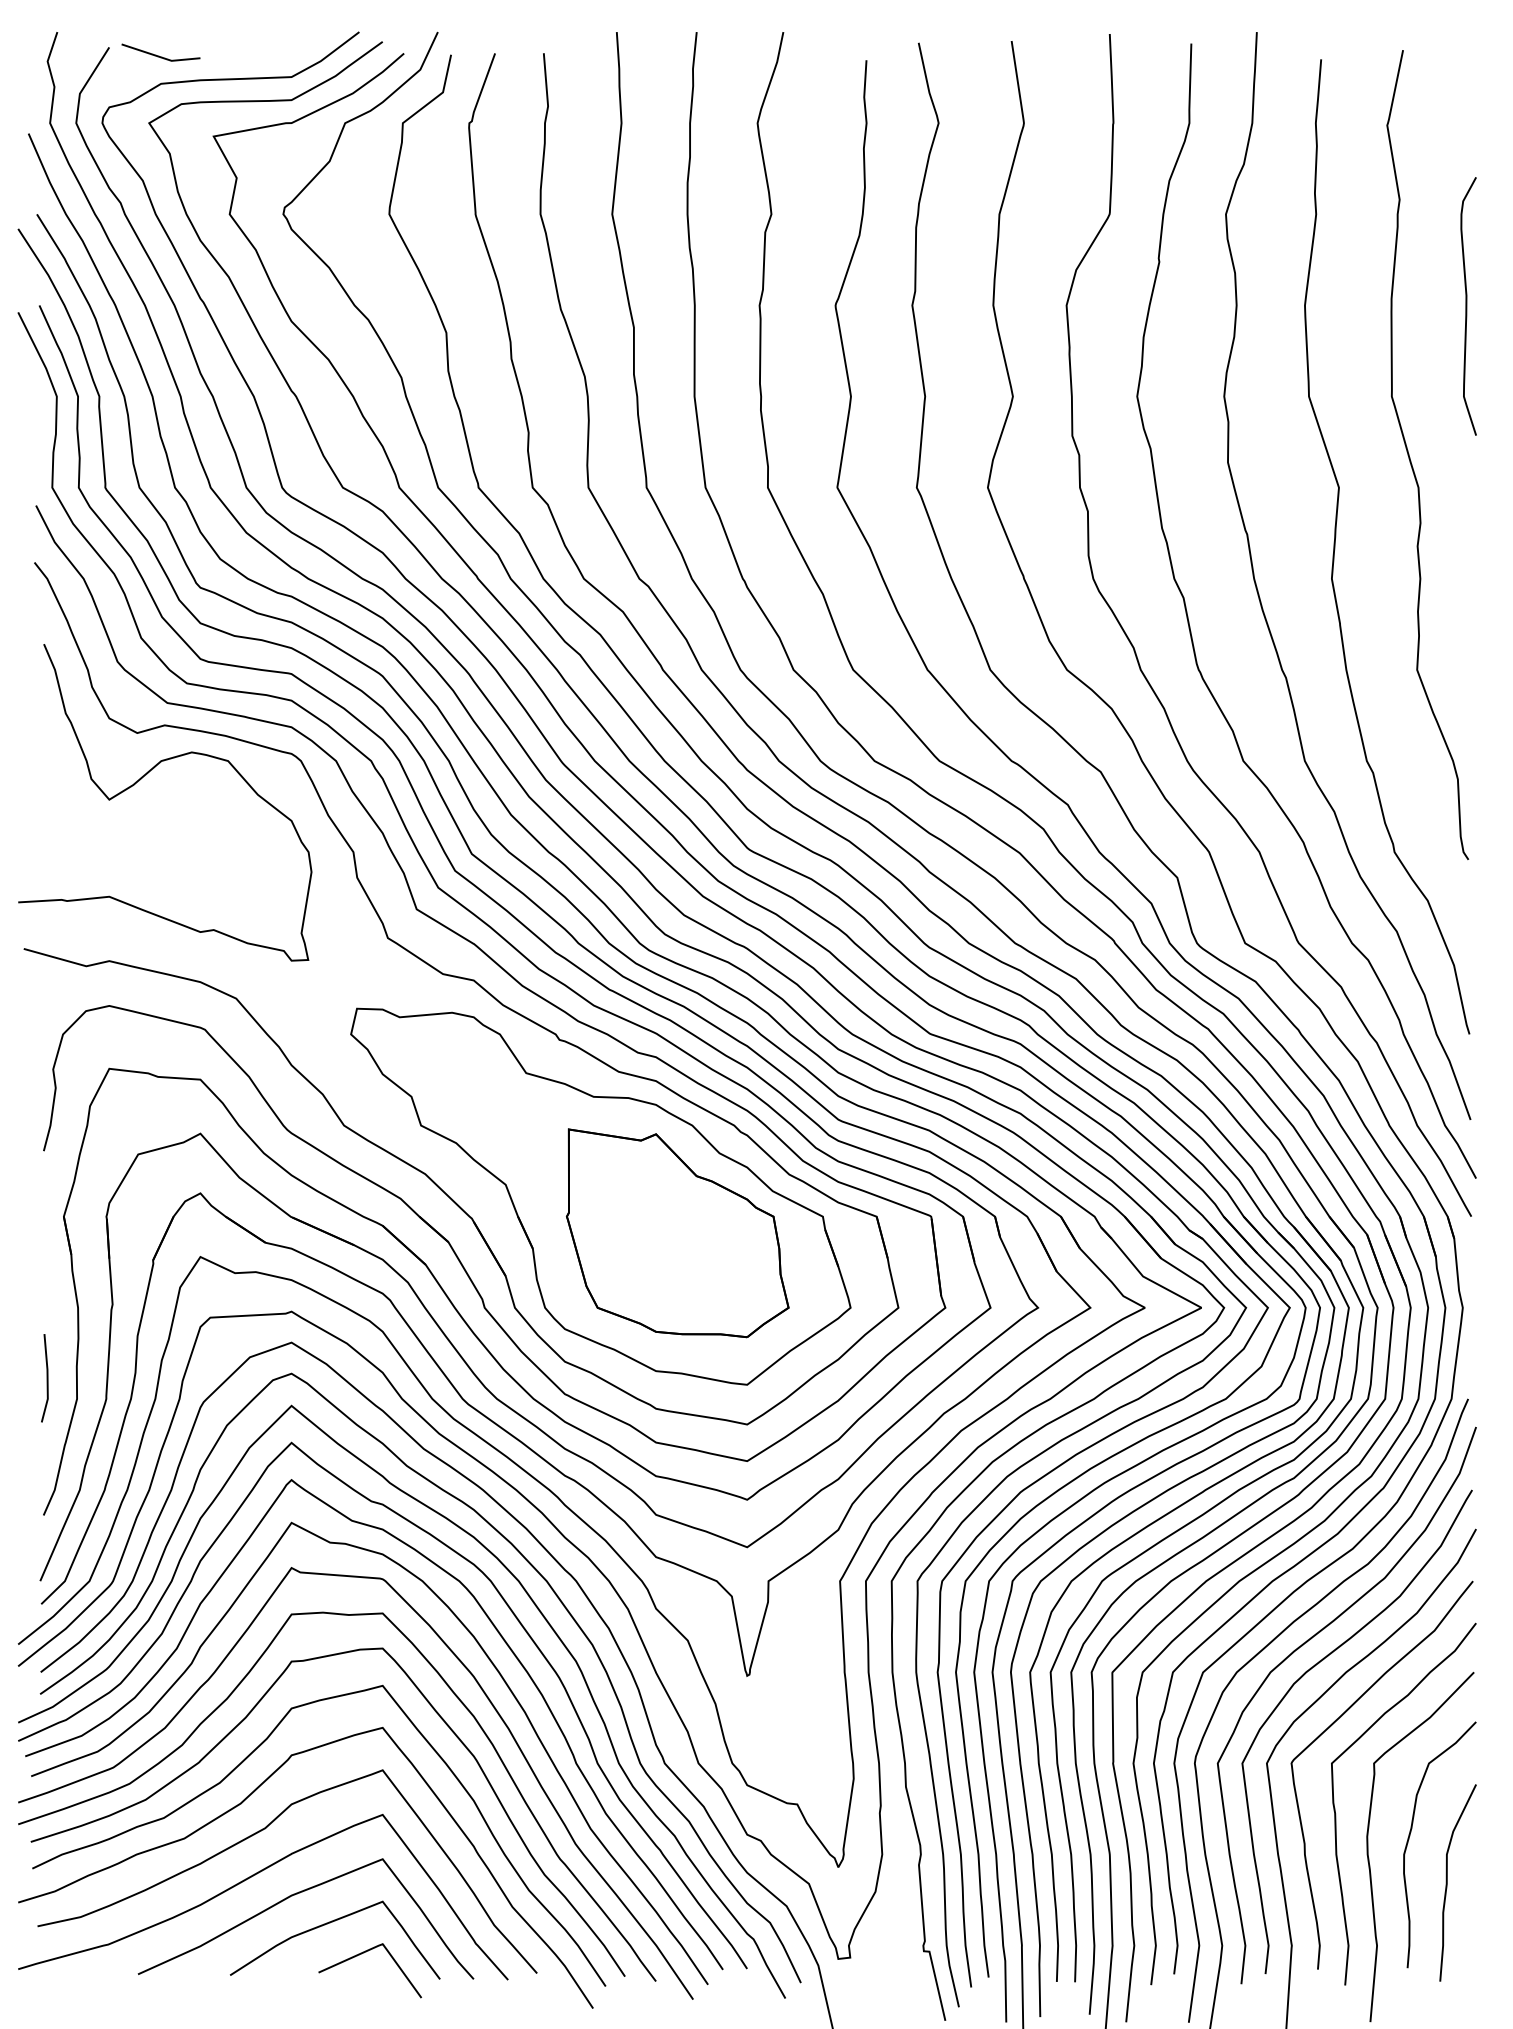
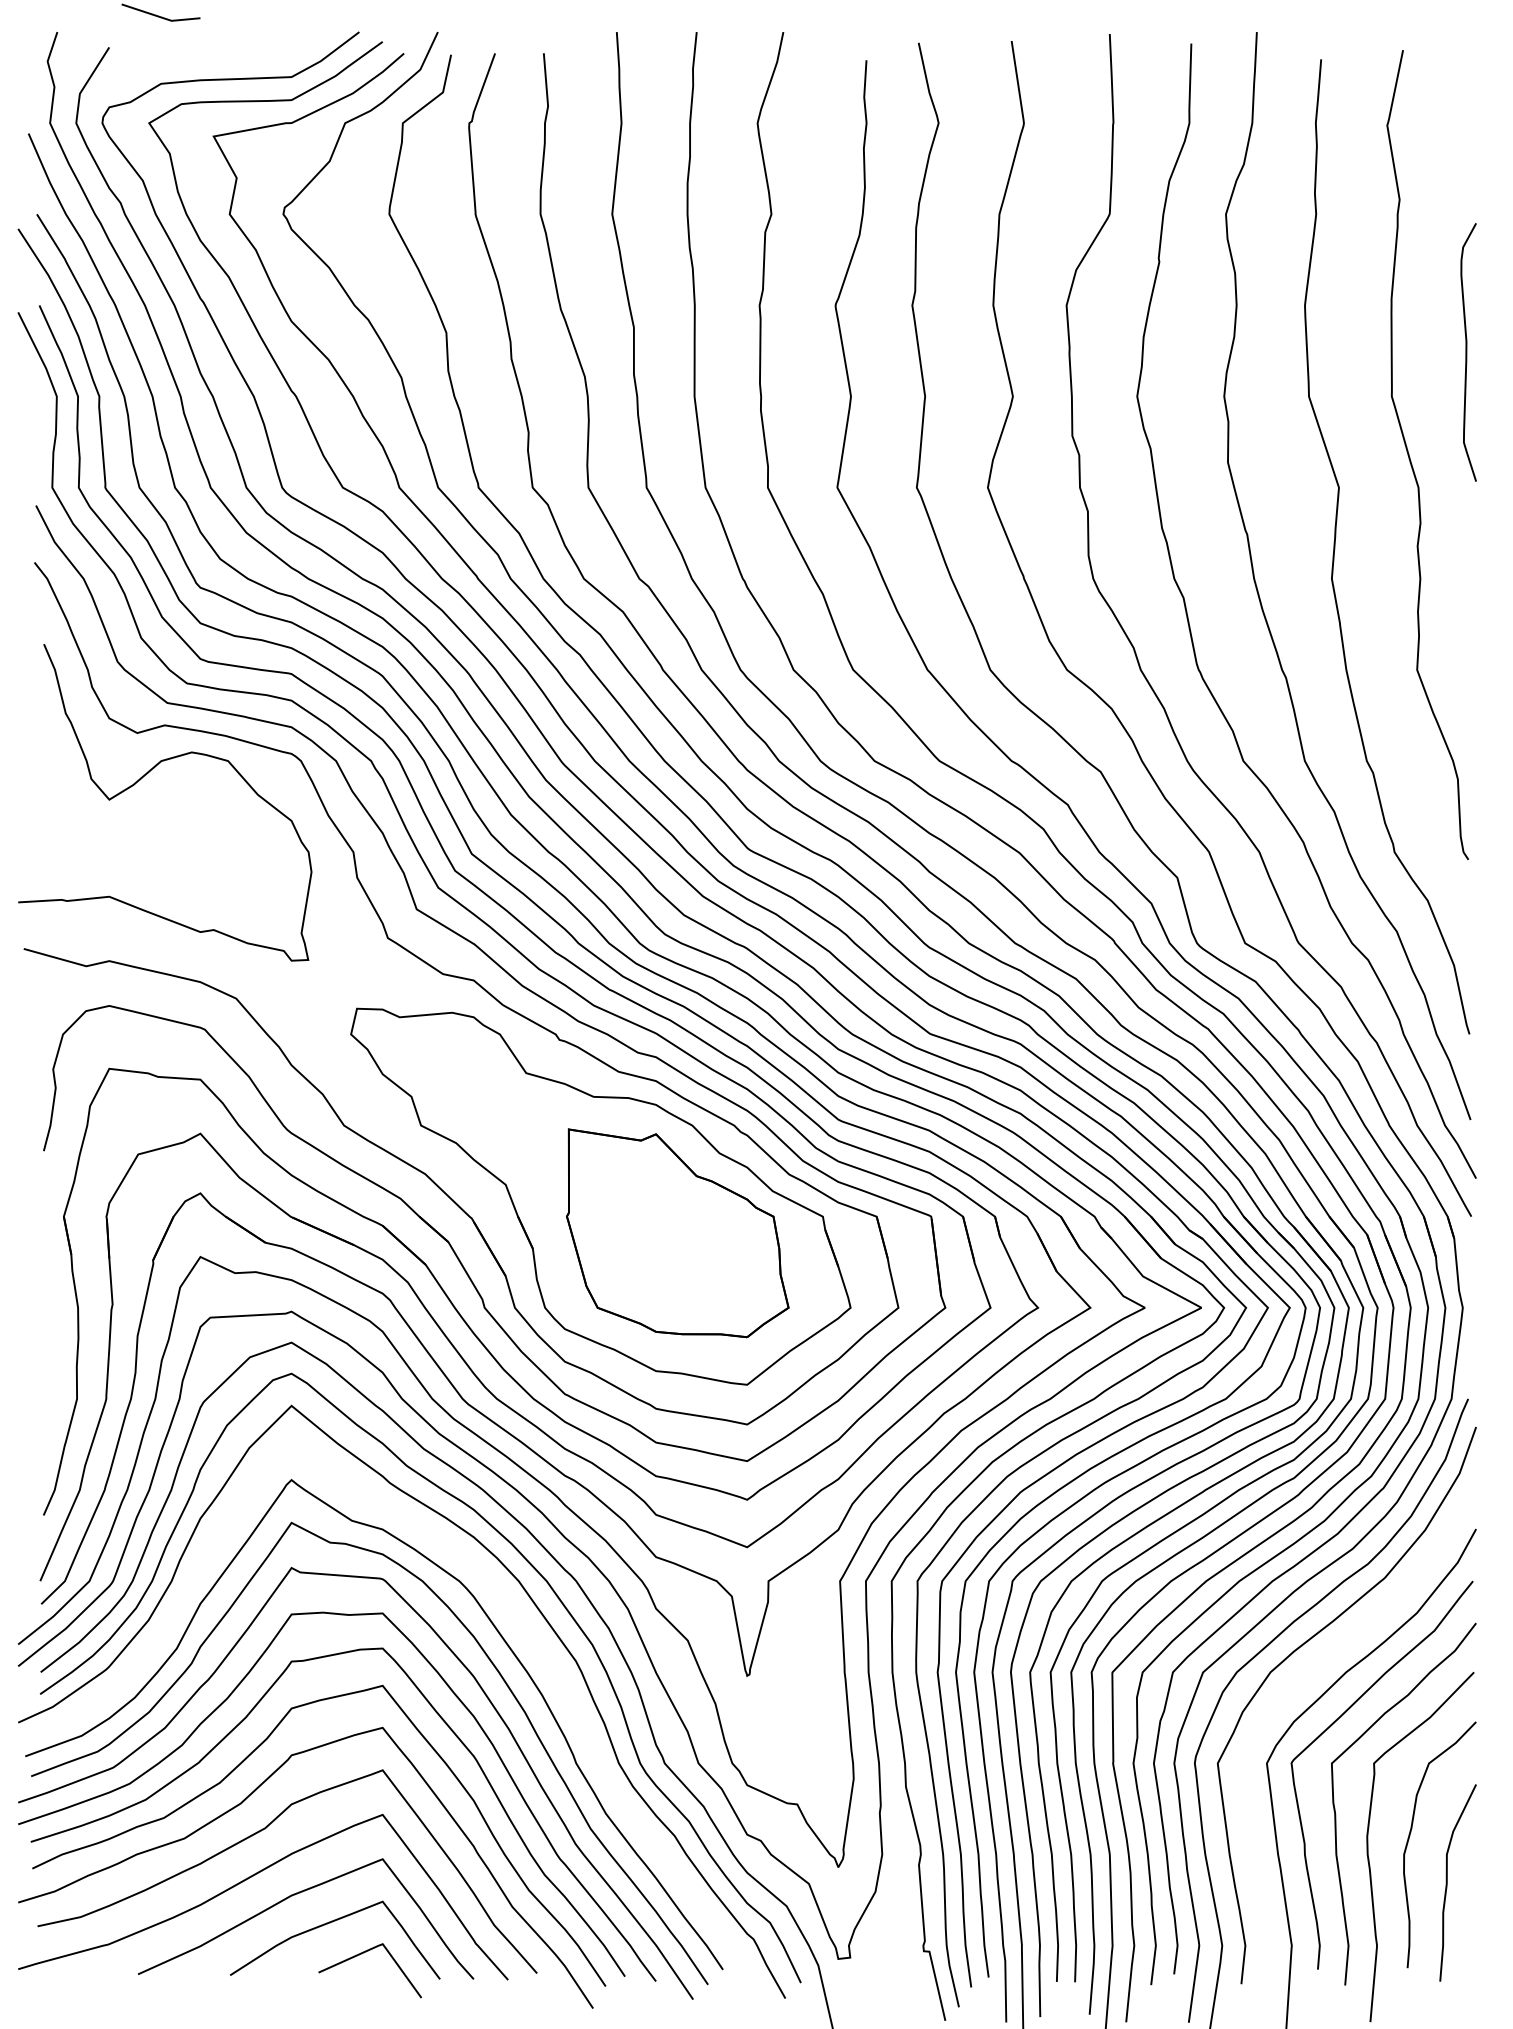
line position: (159, 55) -> (159, 15) (159, 15)
curve position: (1467, 306) -> (1467, 352) (1467, 352)
line: present -> none (46, 1378)
curve: present -> none (513, 1615)
curve: present -> none (1302, 1677)
